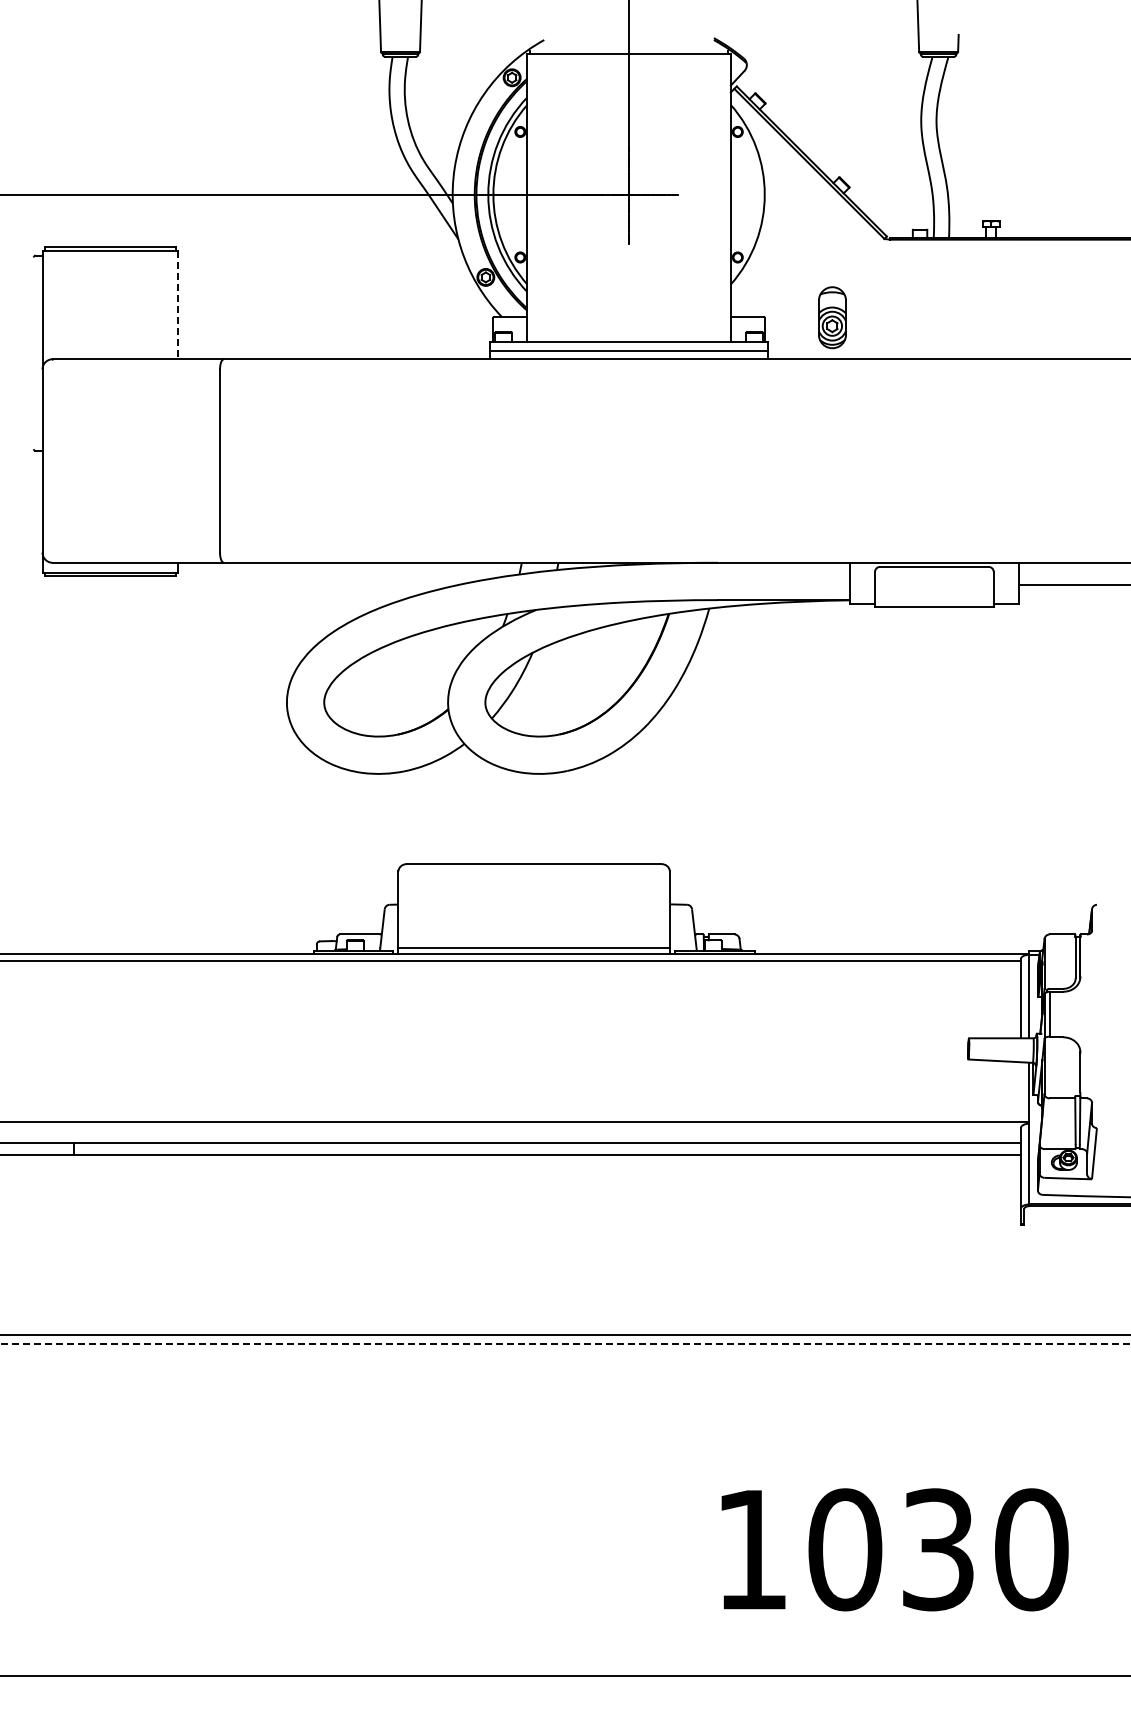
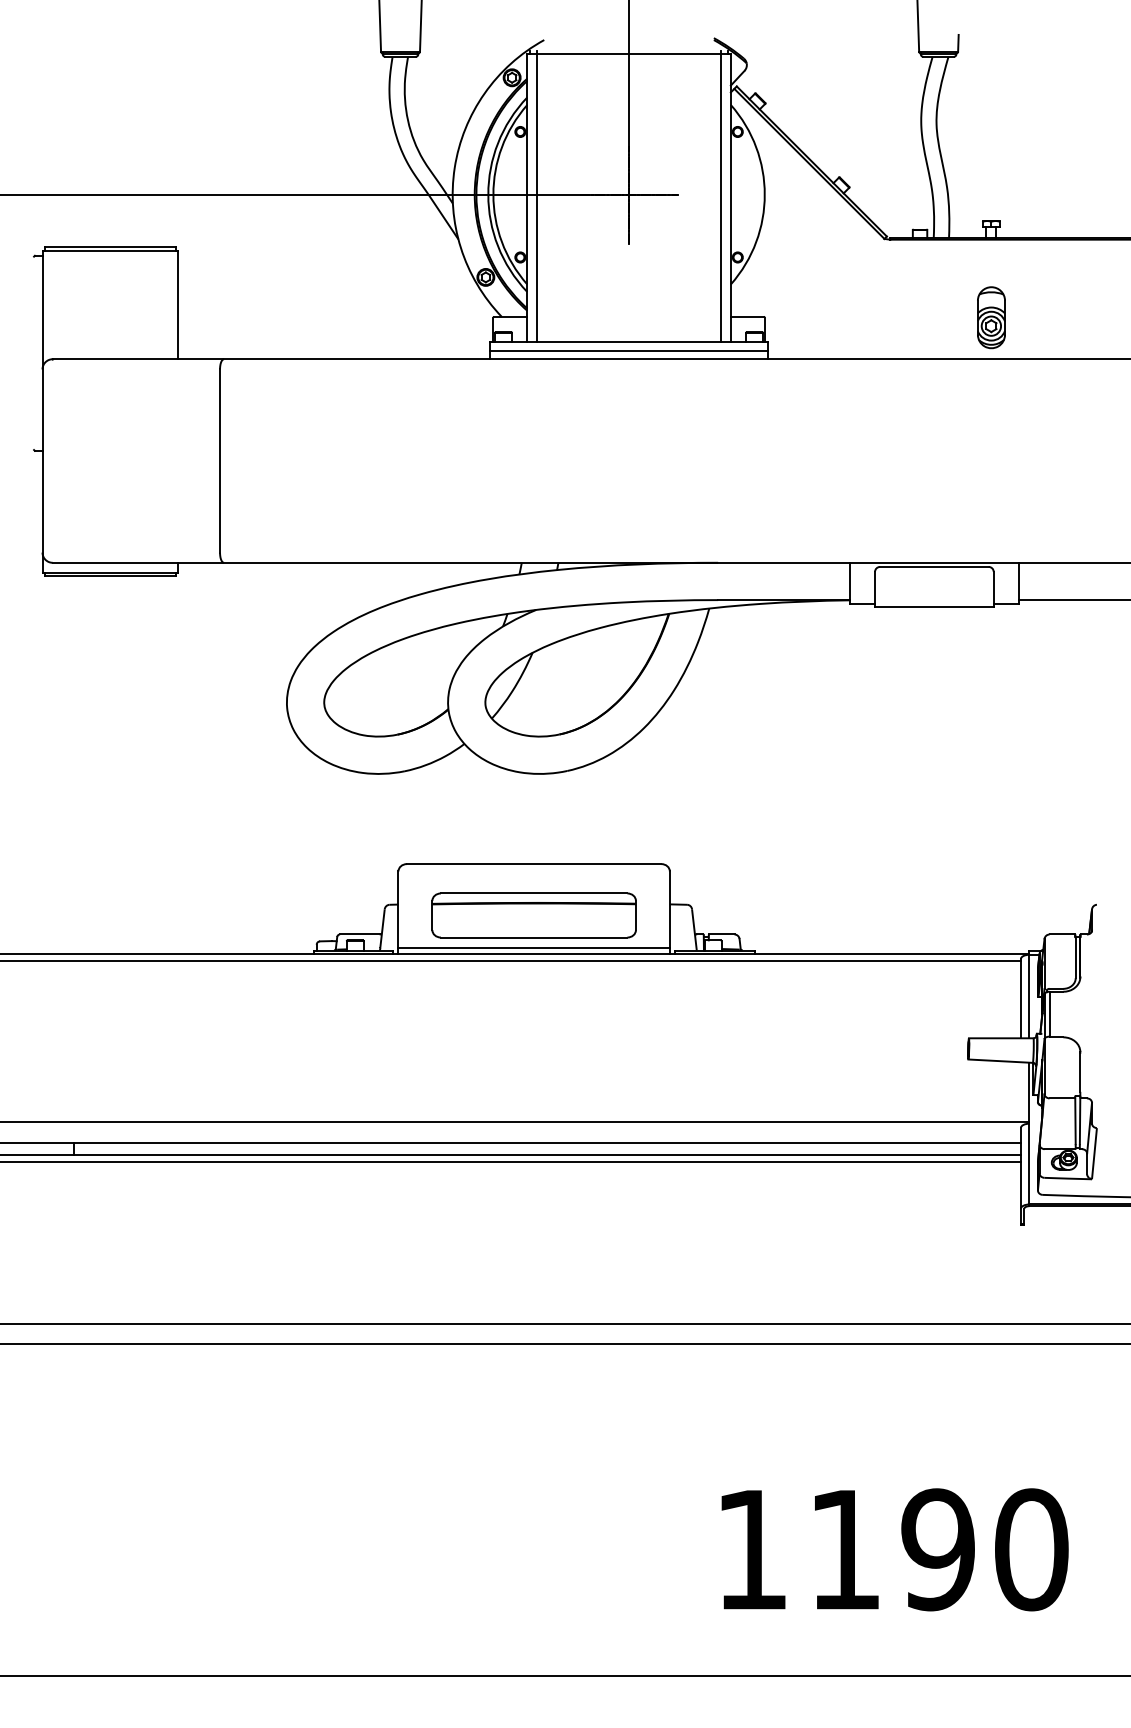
line: none -> present (537, 196)
line: none -> present (720, 196)
line: dashed -> solid (178, 305)
part position: (832, 317) -> (991, 317) (991, 317)
line position: (1073, 585) -> (1073, 600) (1073, 600)
part: none -> present (533, 915)
line: none -> present (511, 1161)
line position: (564, 1334) -> (564, 1323) (564, 1323)
line: dashed -> solid (565, 1343)
text: 1030 -> 1190 (891, 1549)
